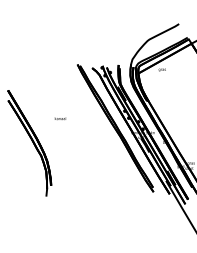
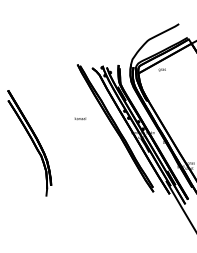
text position: (60, 118) -> (80, 118) (80, 118)
